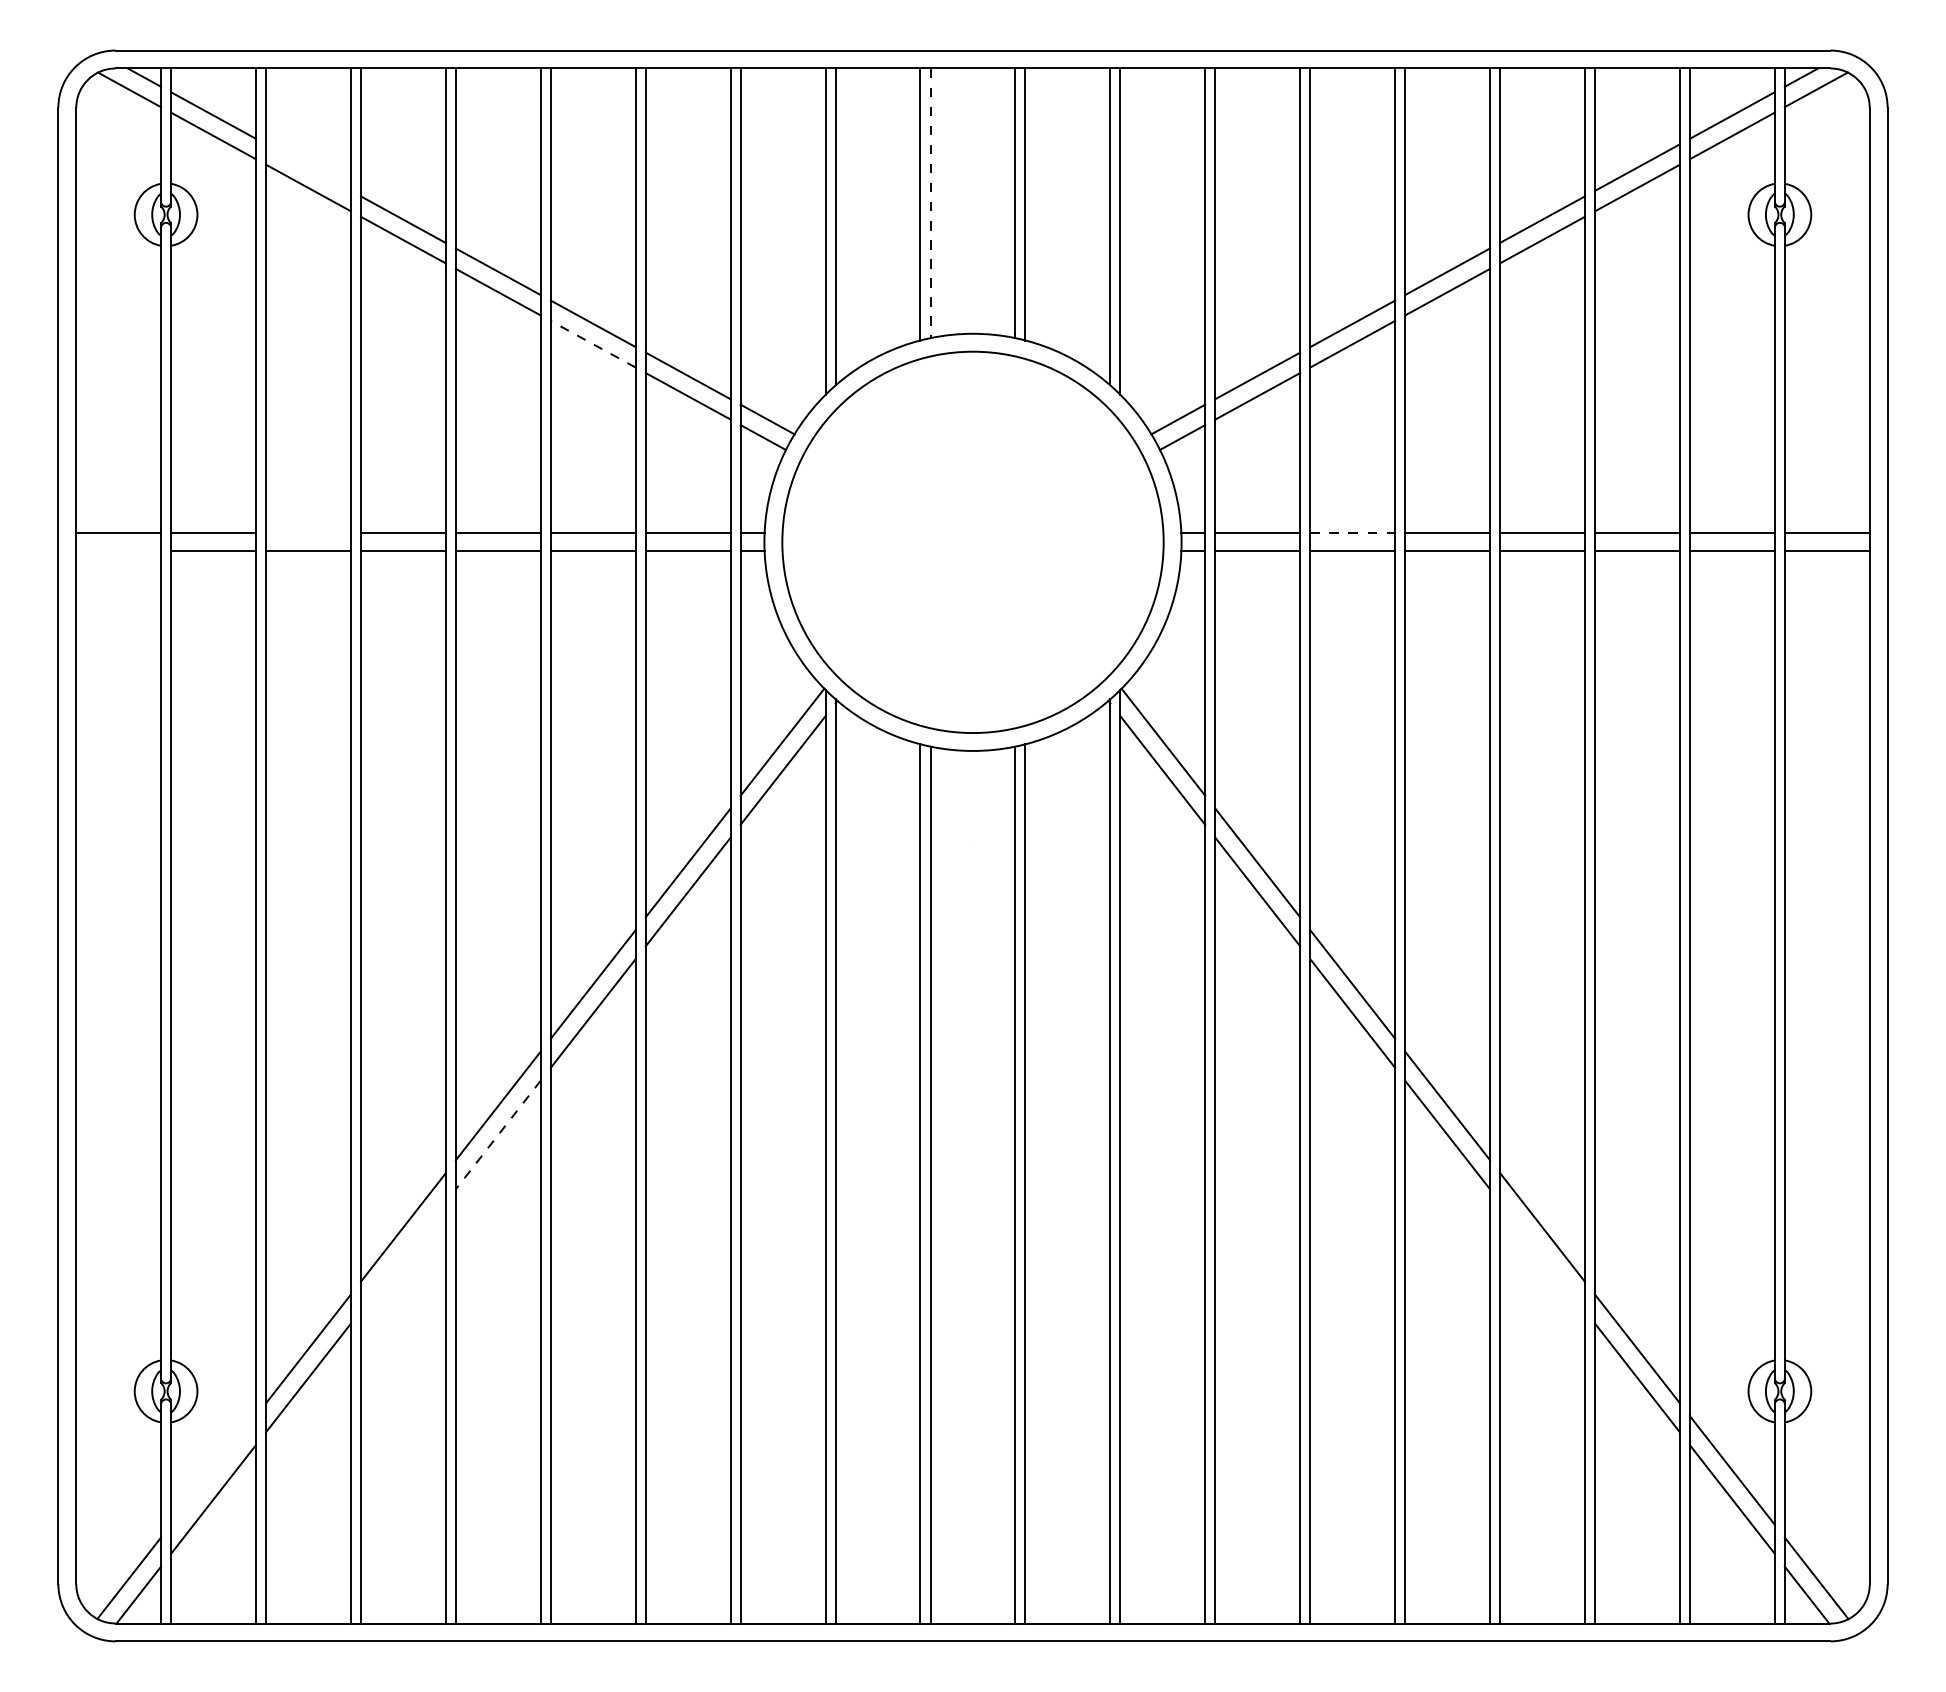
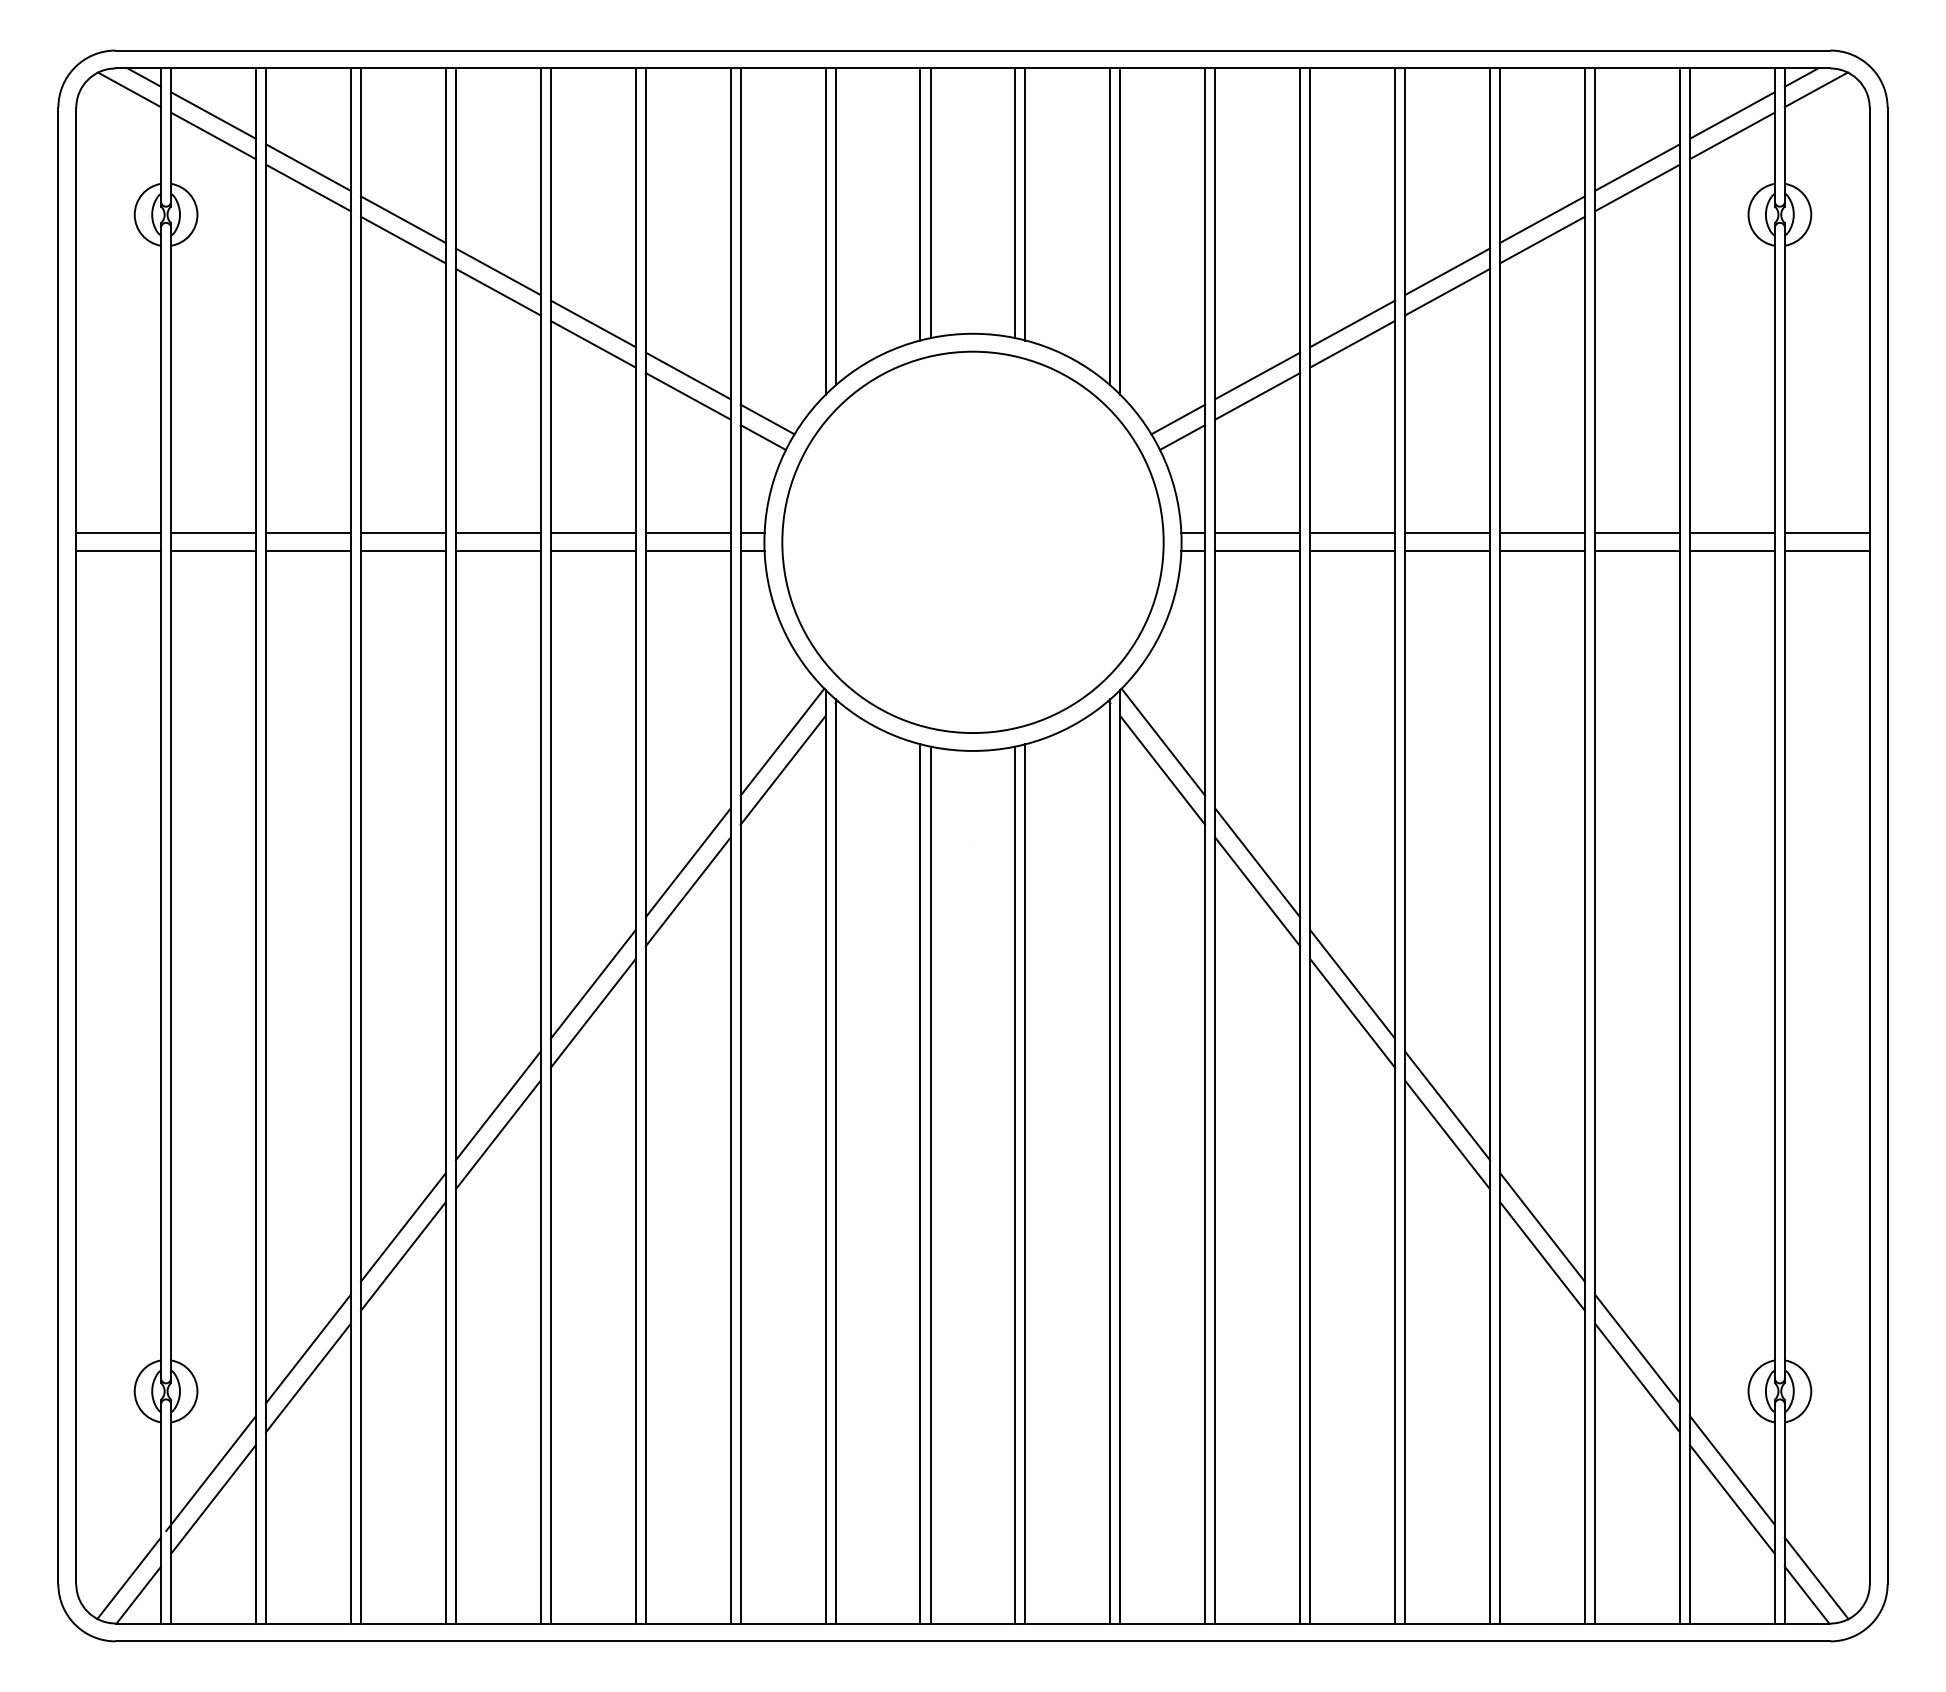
line: none -> present (308, 167)
line: dashed -> solid (930, 203)
line: dashed -> solid (592, 344)
line: none -> present (308, 533)
line: dashed -> solid (1353, 533)
line: none -> present (118, 551)
line: dashed -> solid (498, 1134)
line: none -> present (402, 1256)
line: none -> present (1542, 1256)
line: none -> present (211, 1473)
